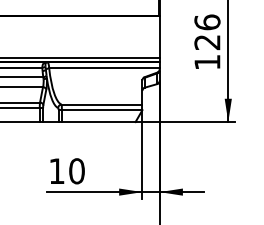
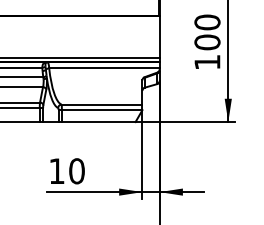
text: 126 -> 100 (207, 32)
